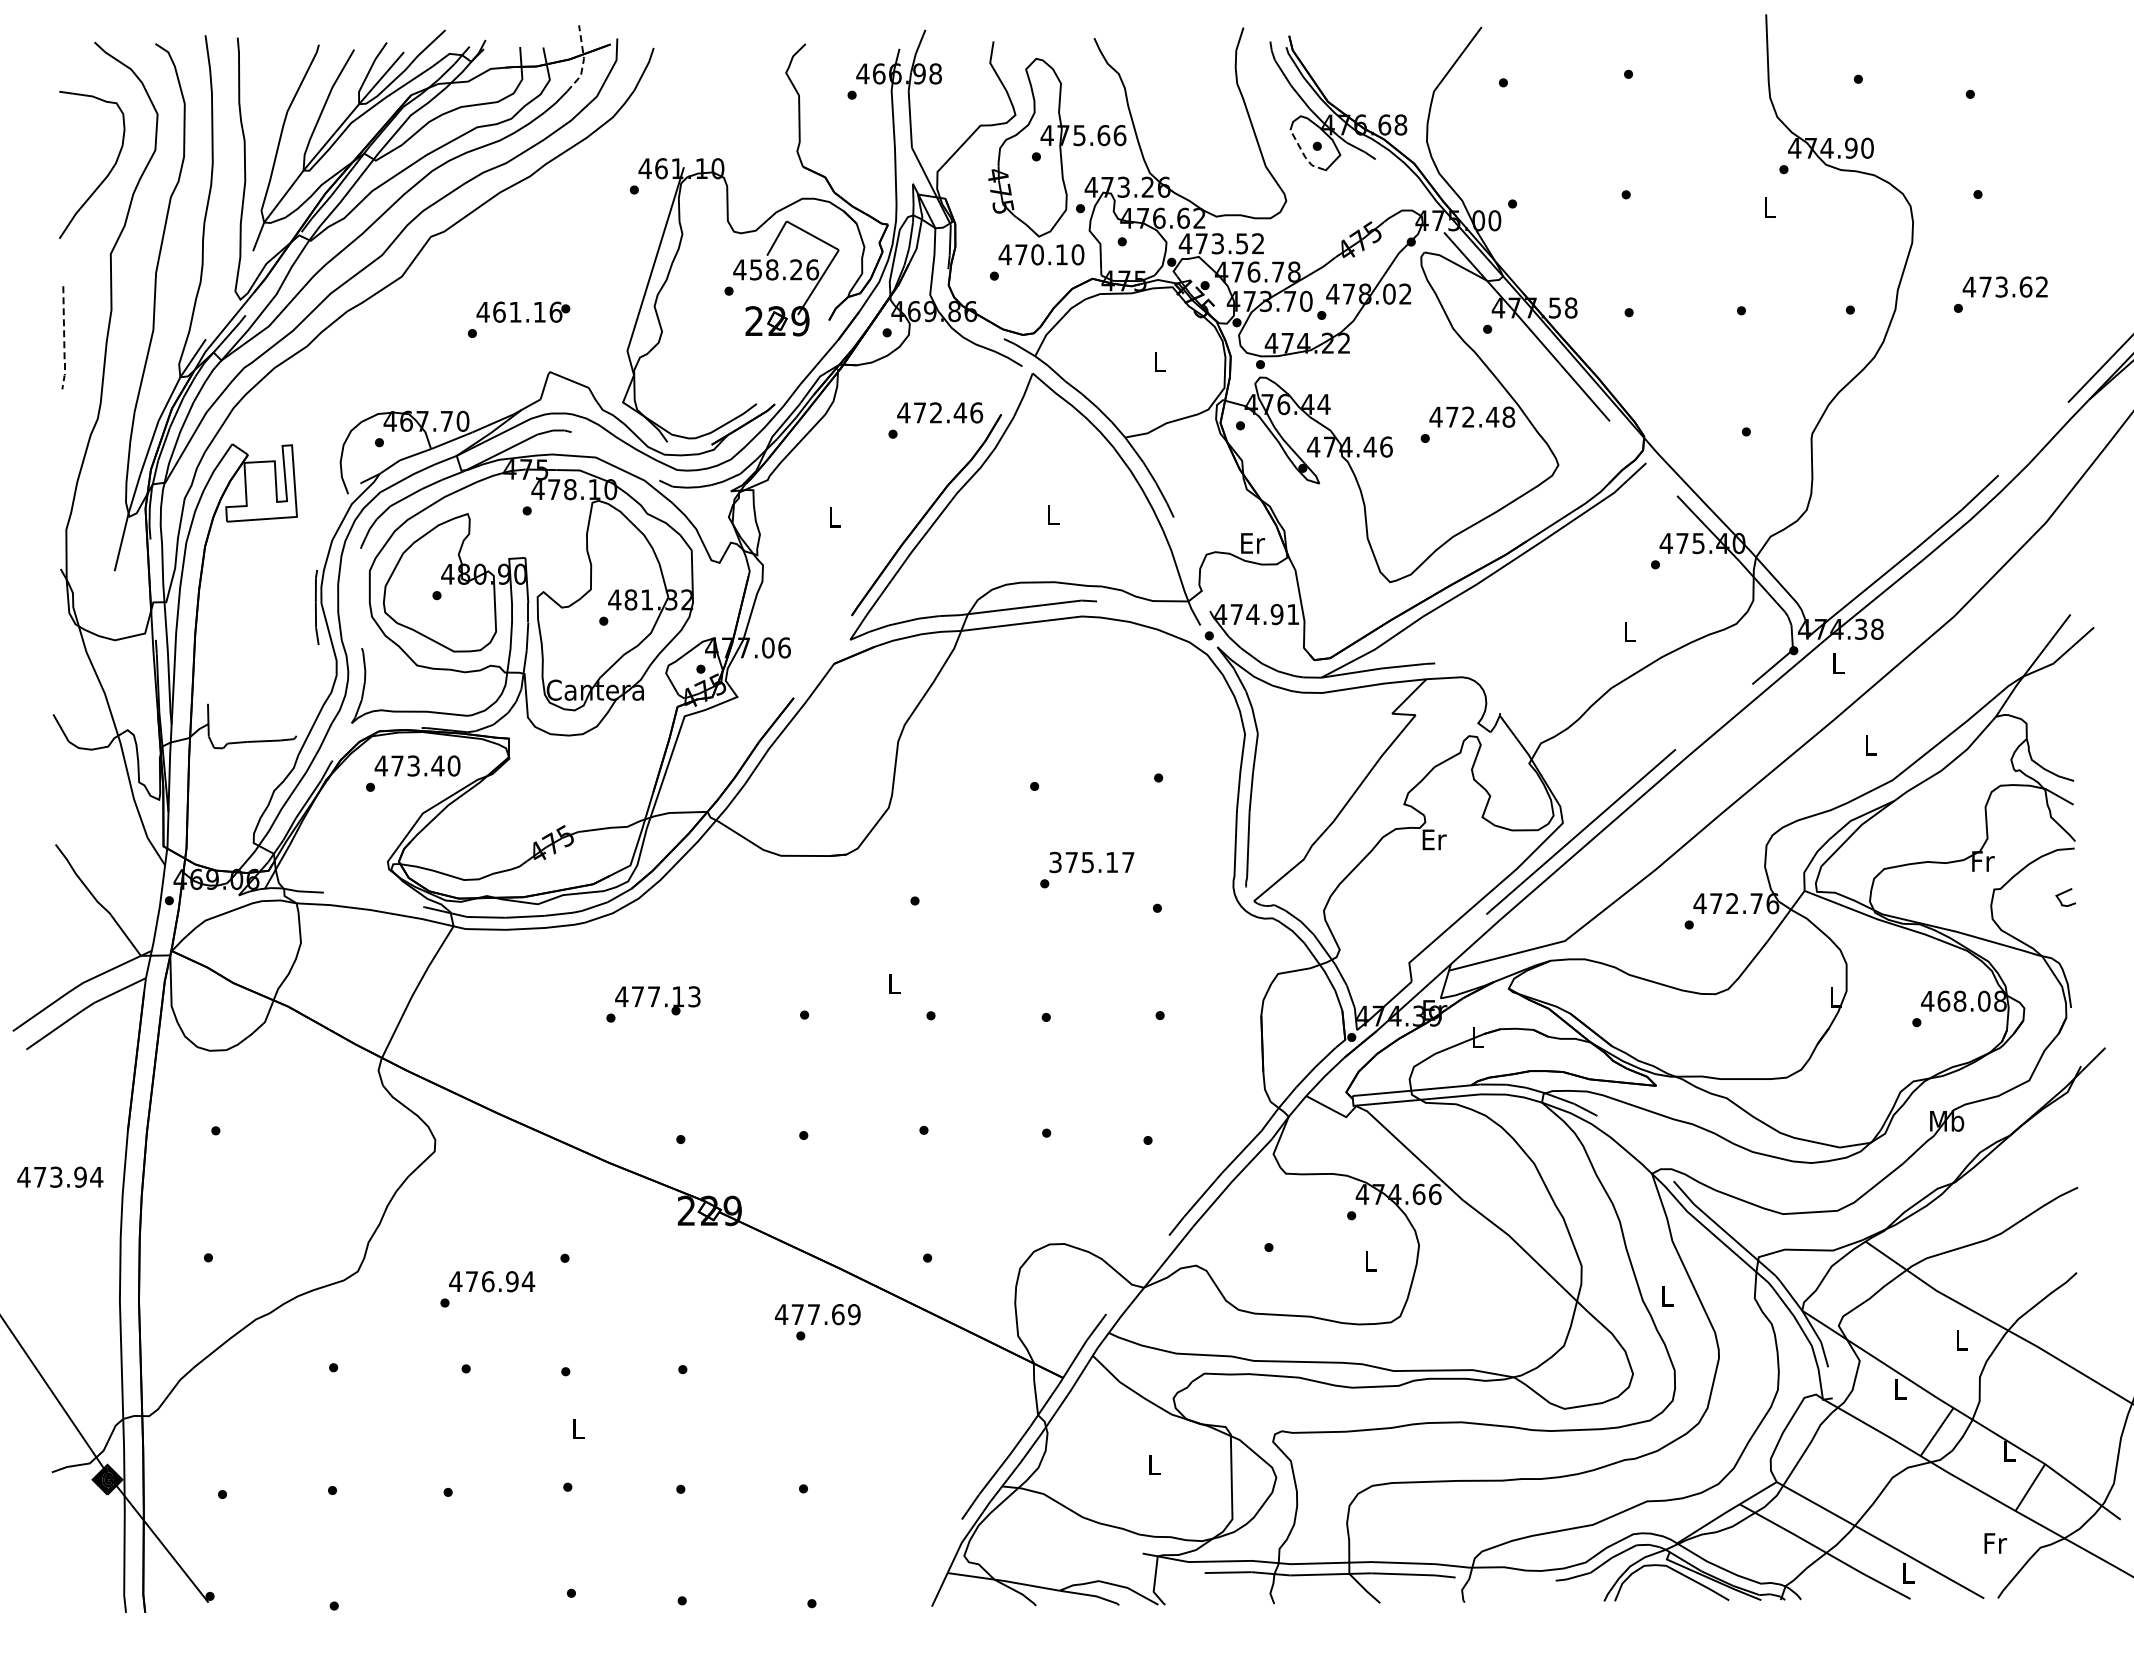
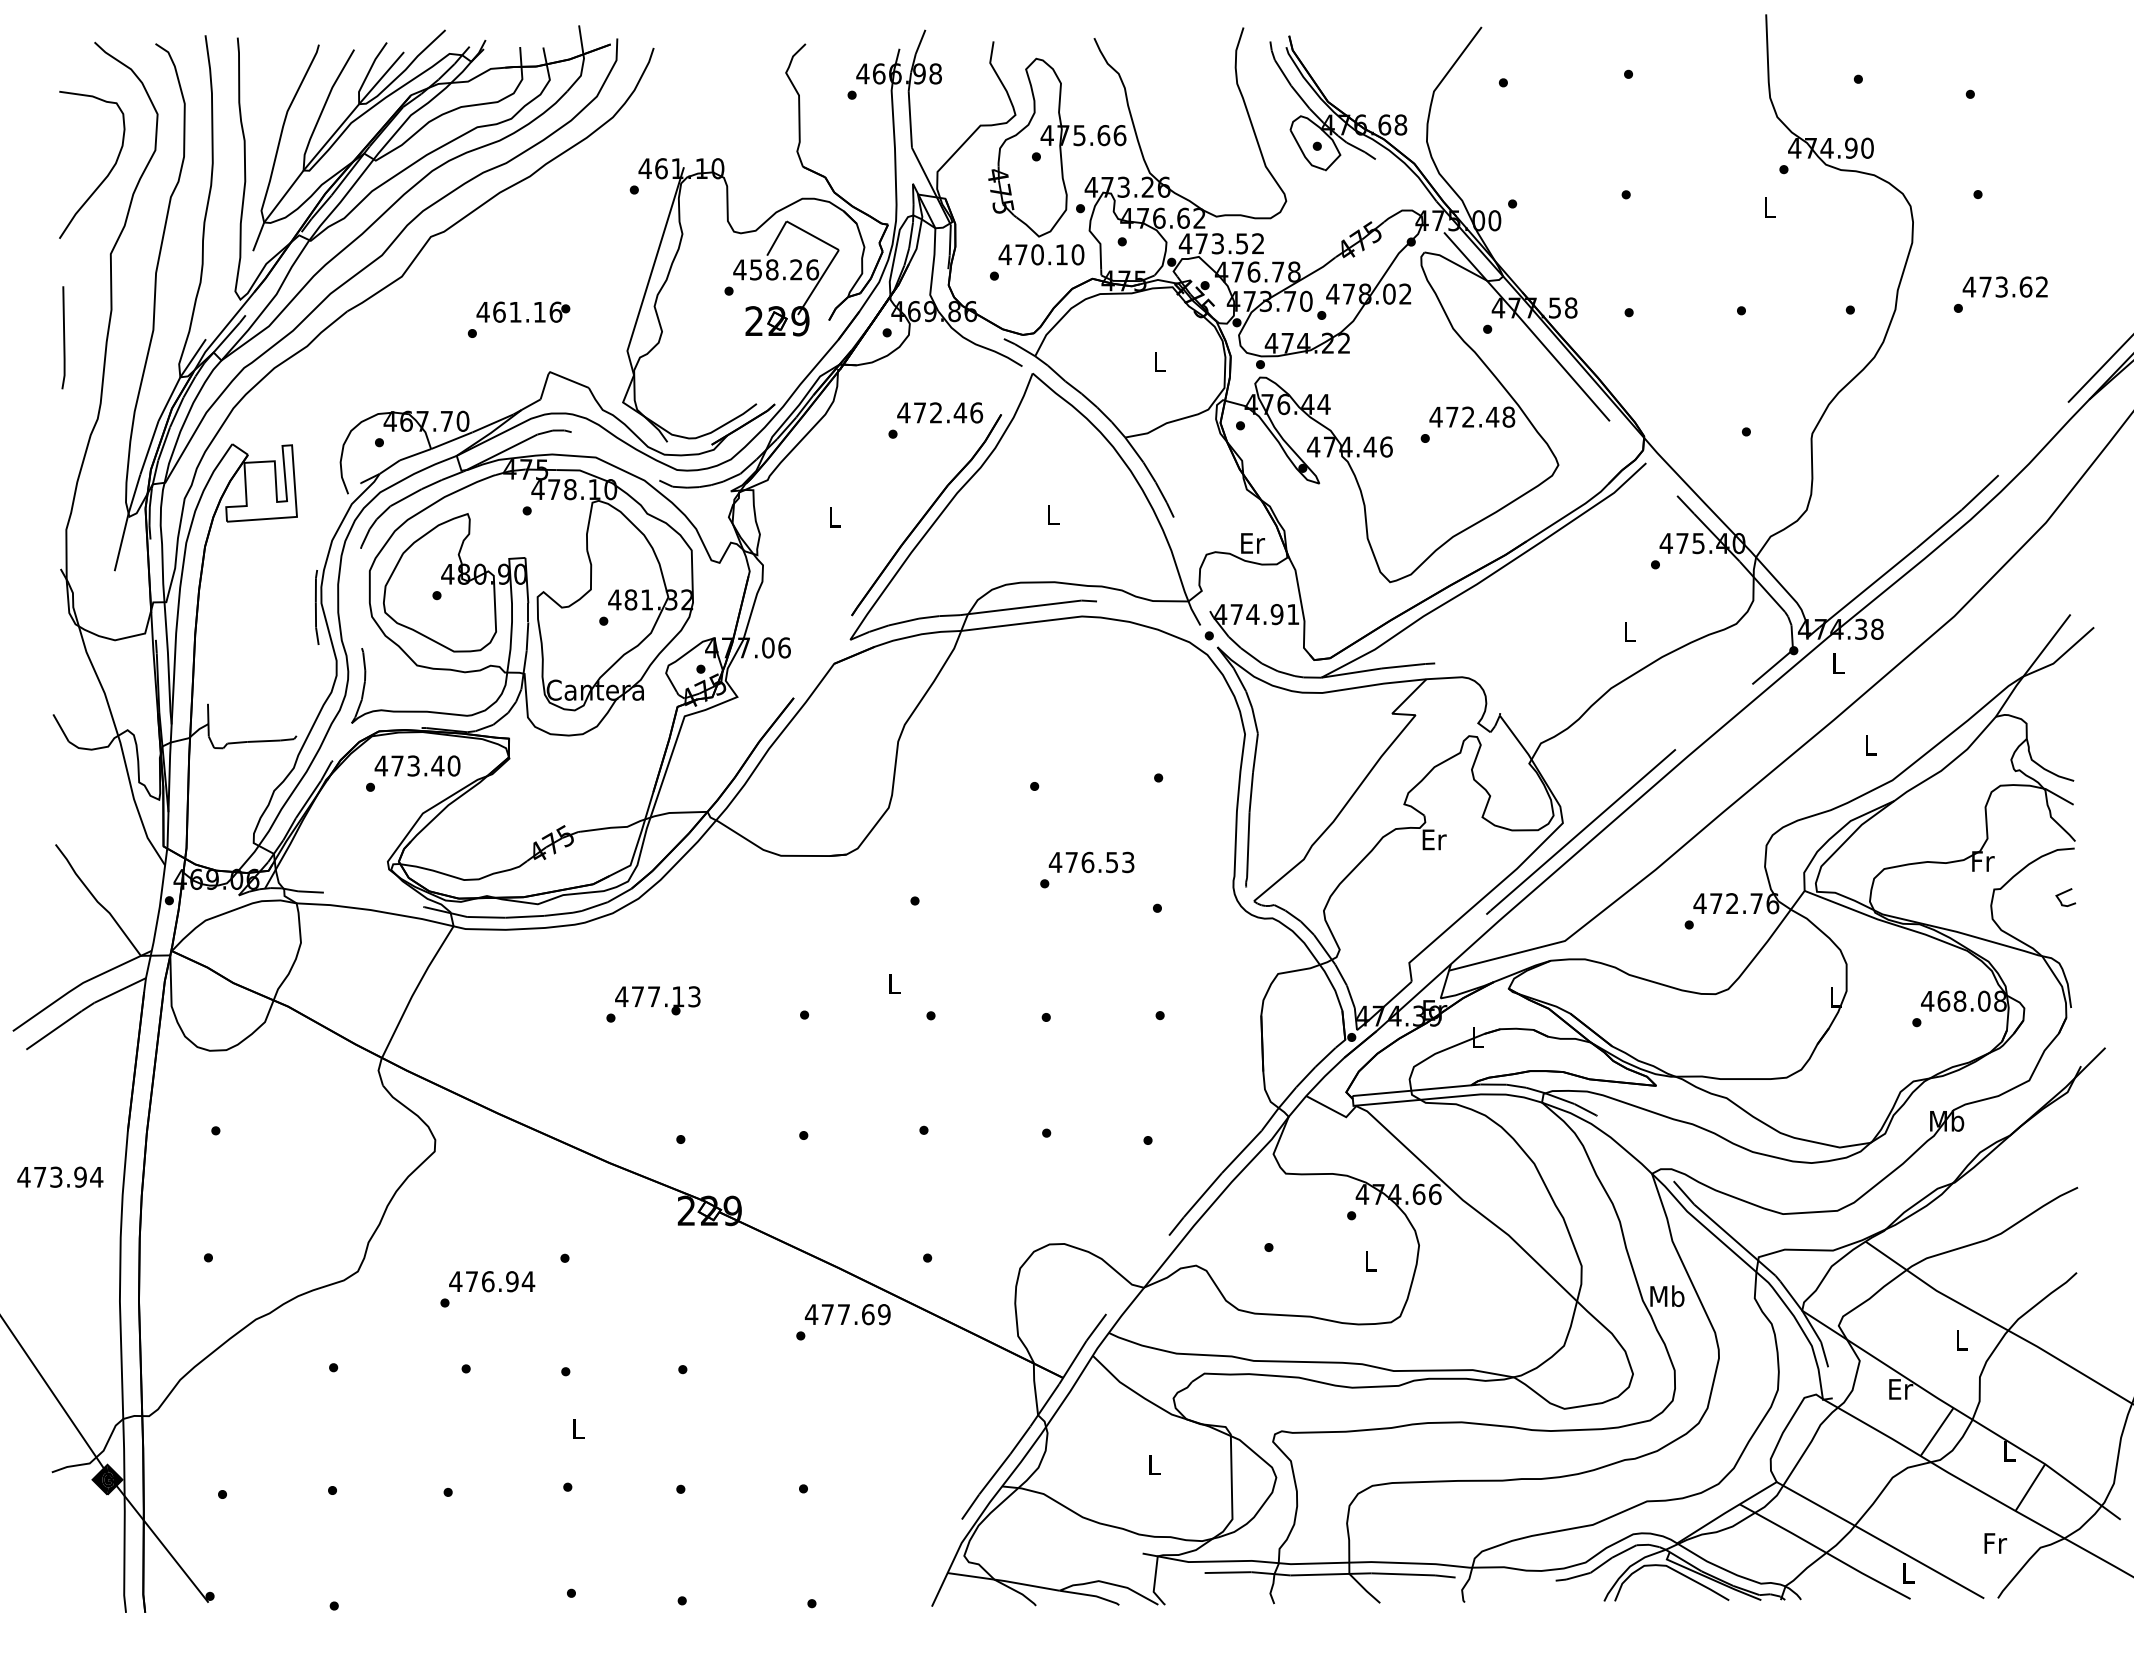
line: dashed -> solid (583, 60)
line: dashed -> solid (1304, 155)
line: dashed -> solid (64, 340)
text: 375.17 -> 476.53 (1091, 862)
text: L -> Mb (1667, 1296)
text position: (817, 1314) -> (847, 1314) (847, 1314)
text: L -> Er (1901, 1389)
